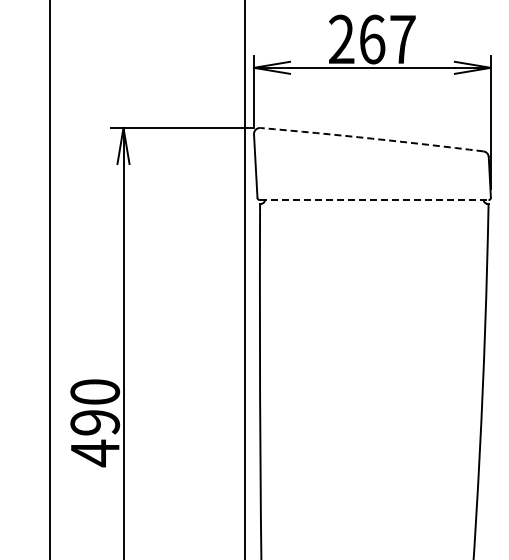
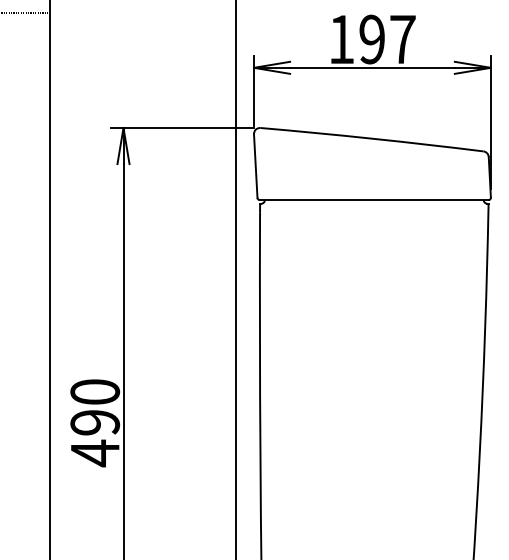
line: none -> present (25, 12)
text: 267 -> 197 (357, 39)
arc: dashed -> solid (372, 138)
line: dashed -> solid (374, 200)
line position: (244, 279) -> (235, 279) (235, 279)
